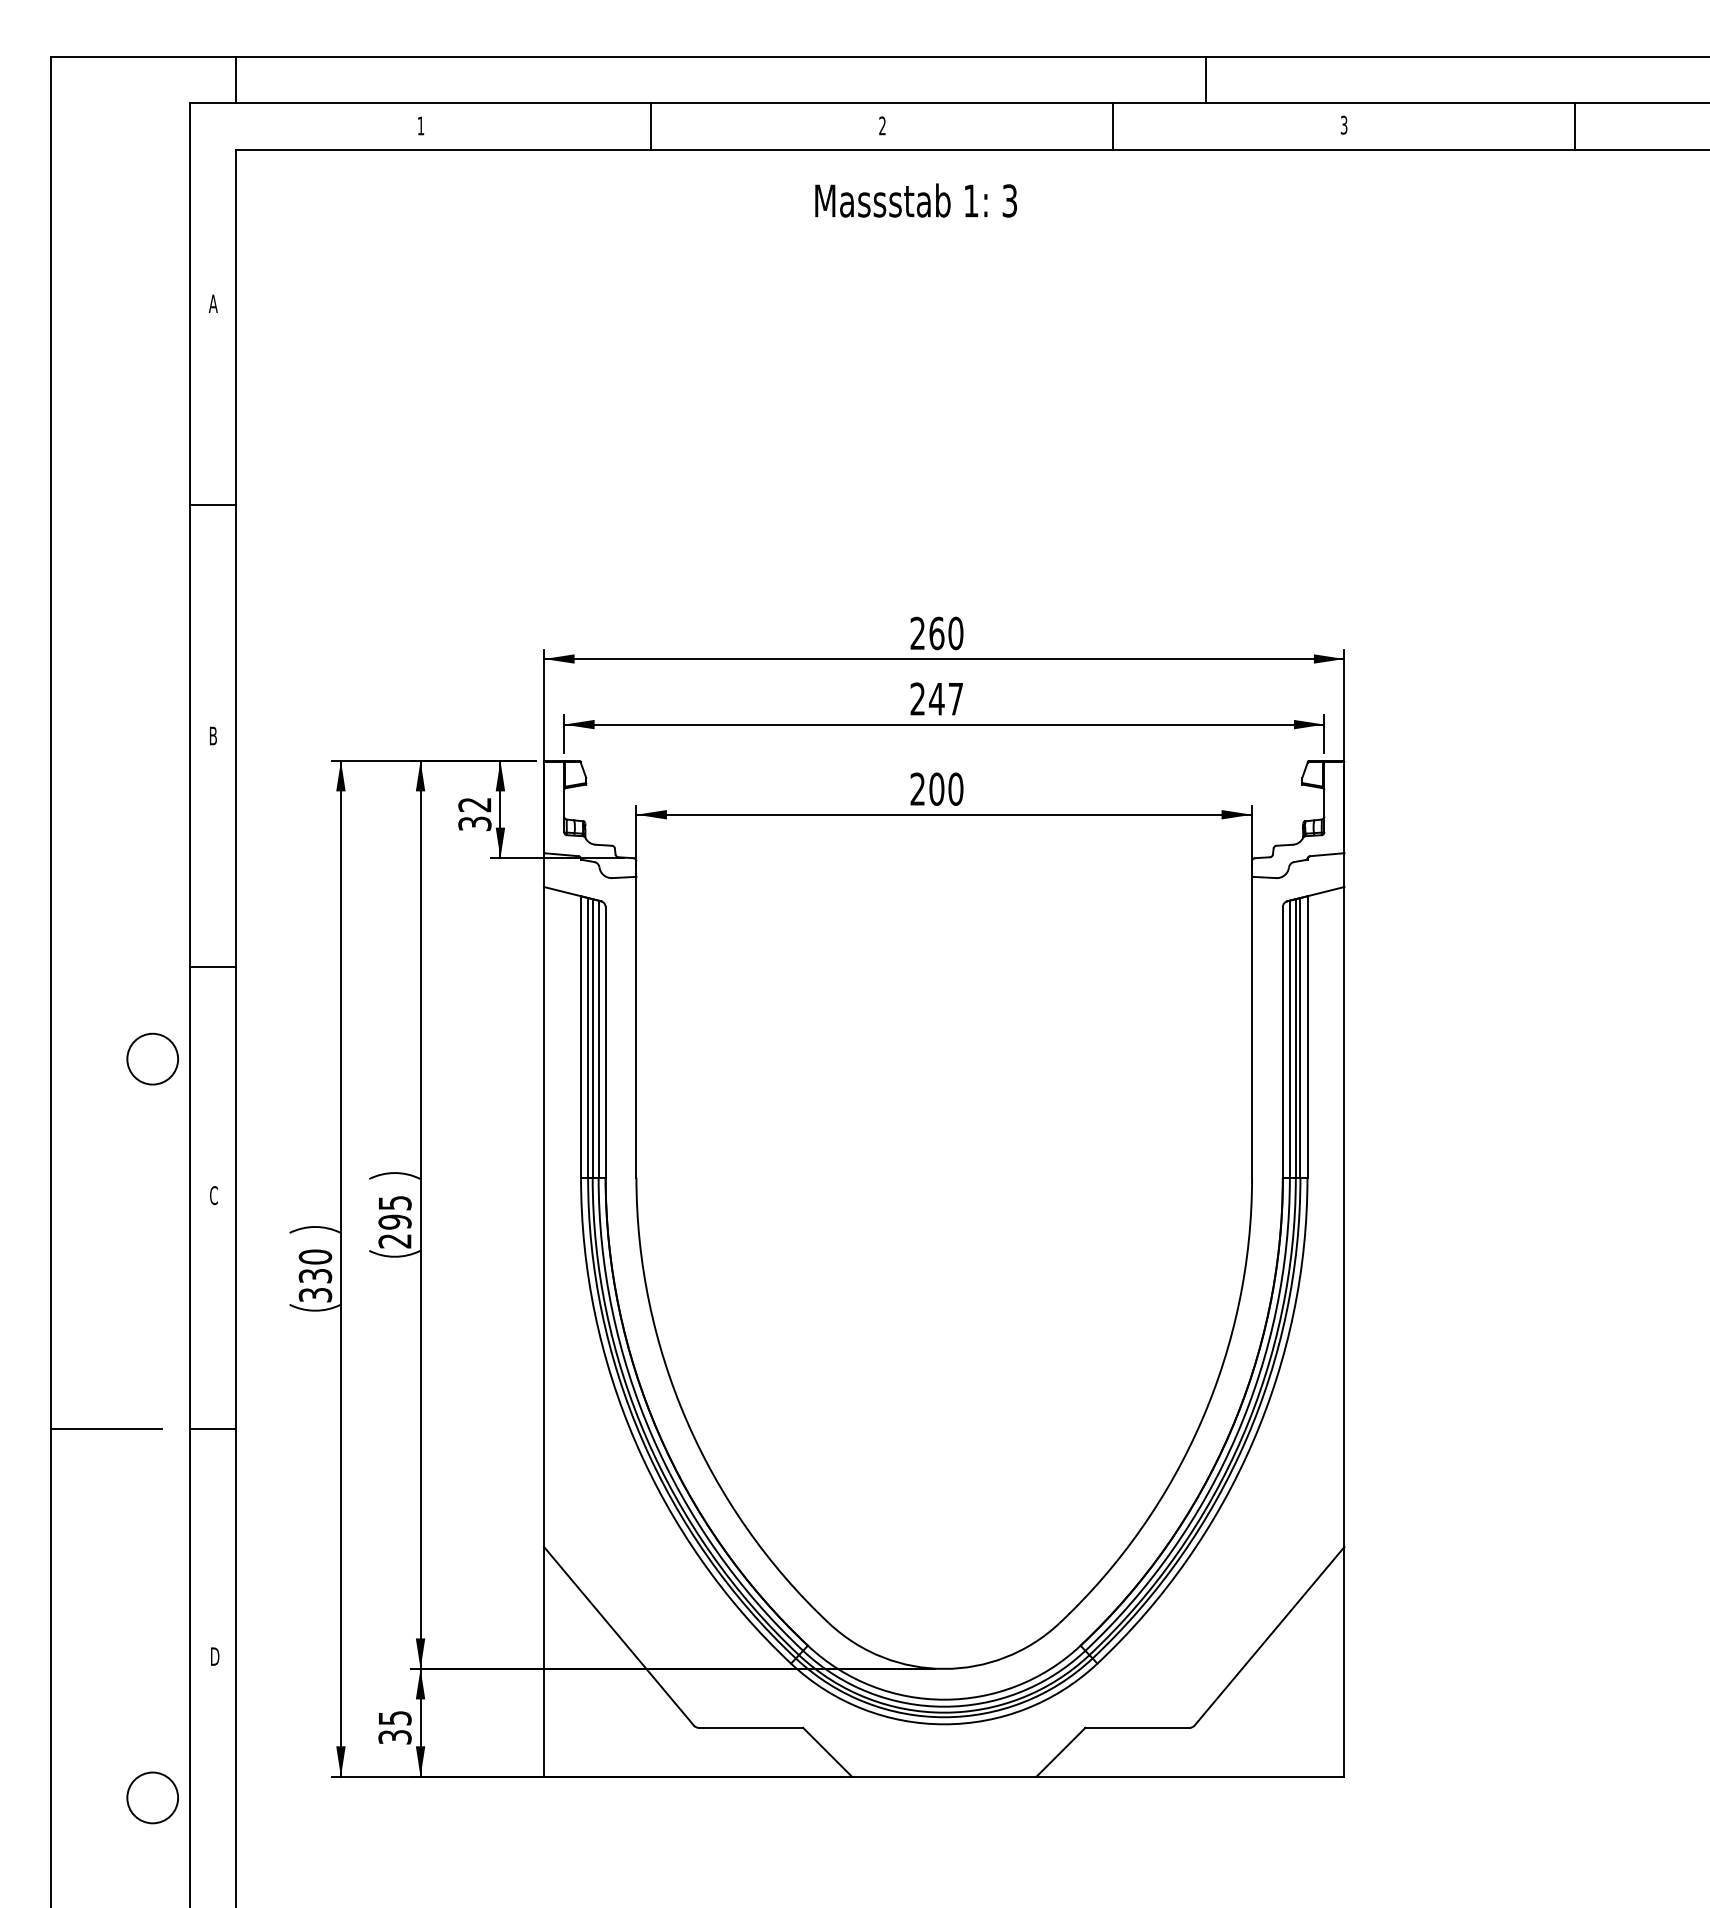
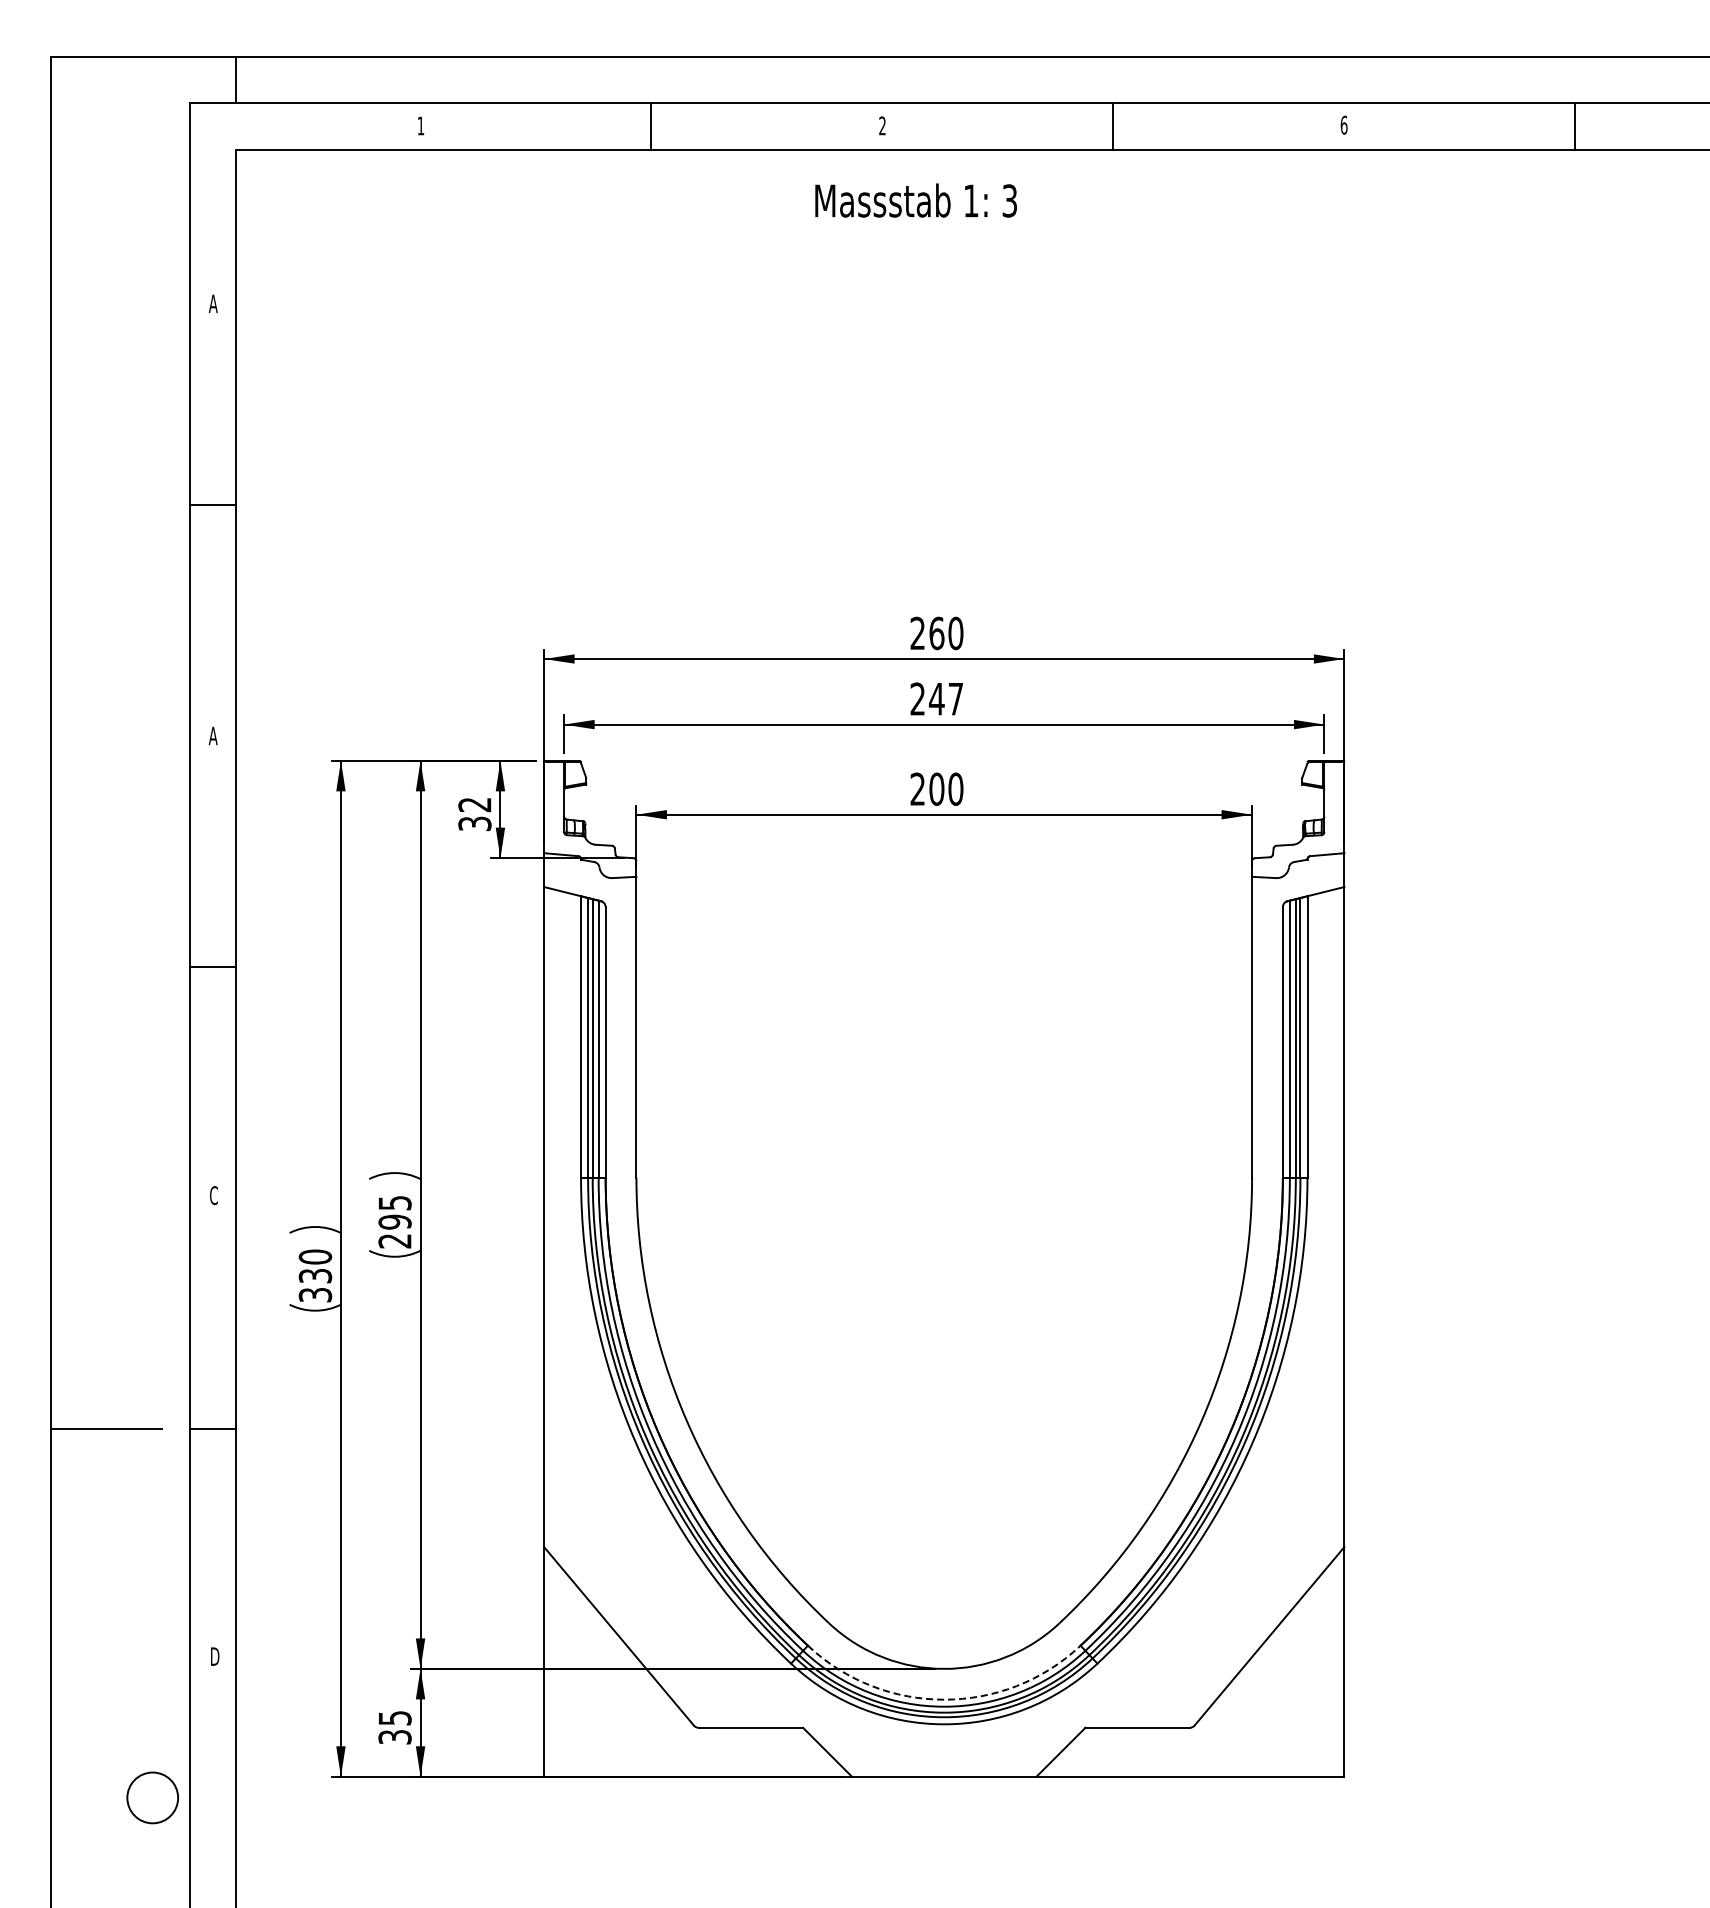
line: present -> none (1205, 80)
text: 3 -> 6 (1343, 124)
text: B -> A (212, 735)
circle: present -> none (152, 1058)
arc: solid -> dashed (944, 1699)
